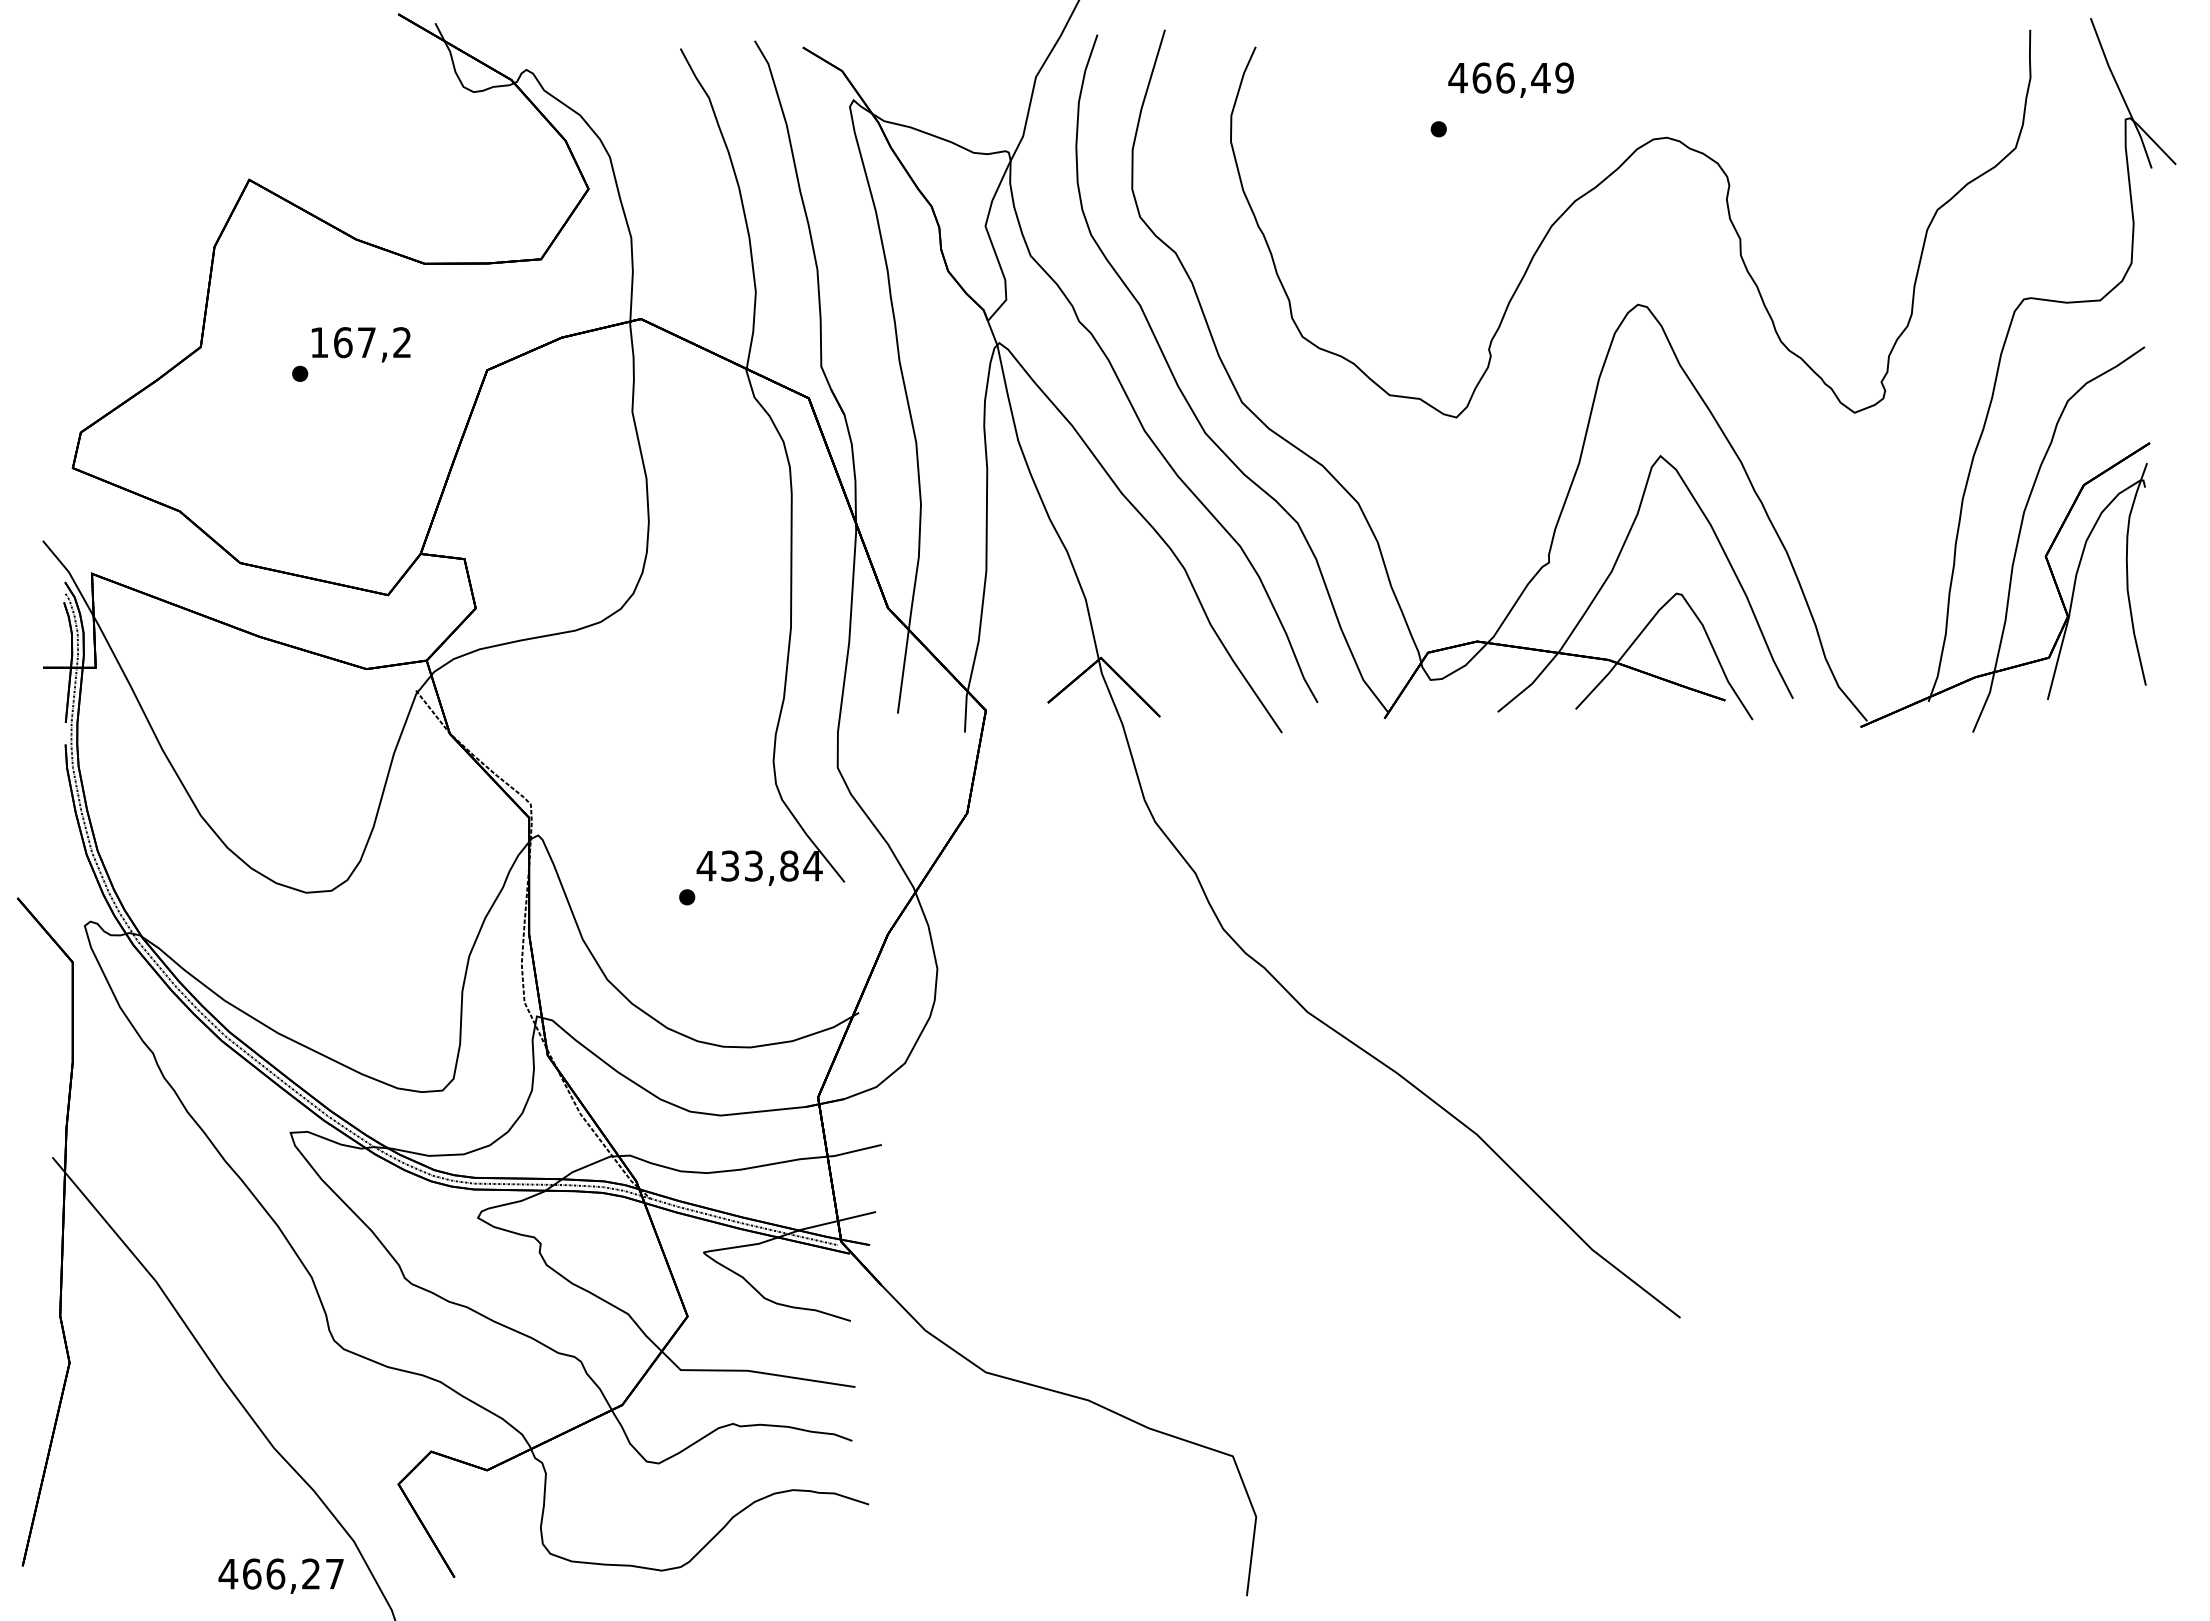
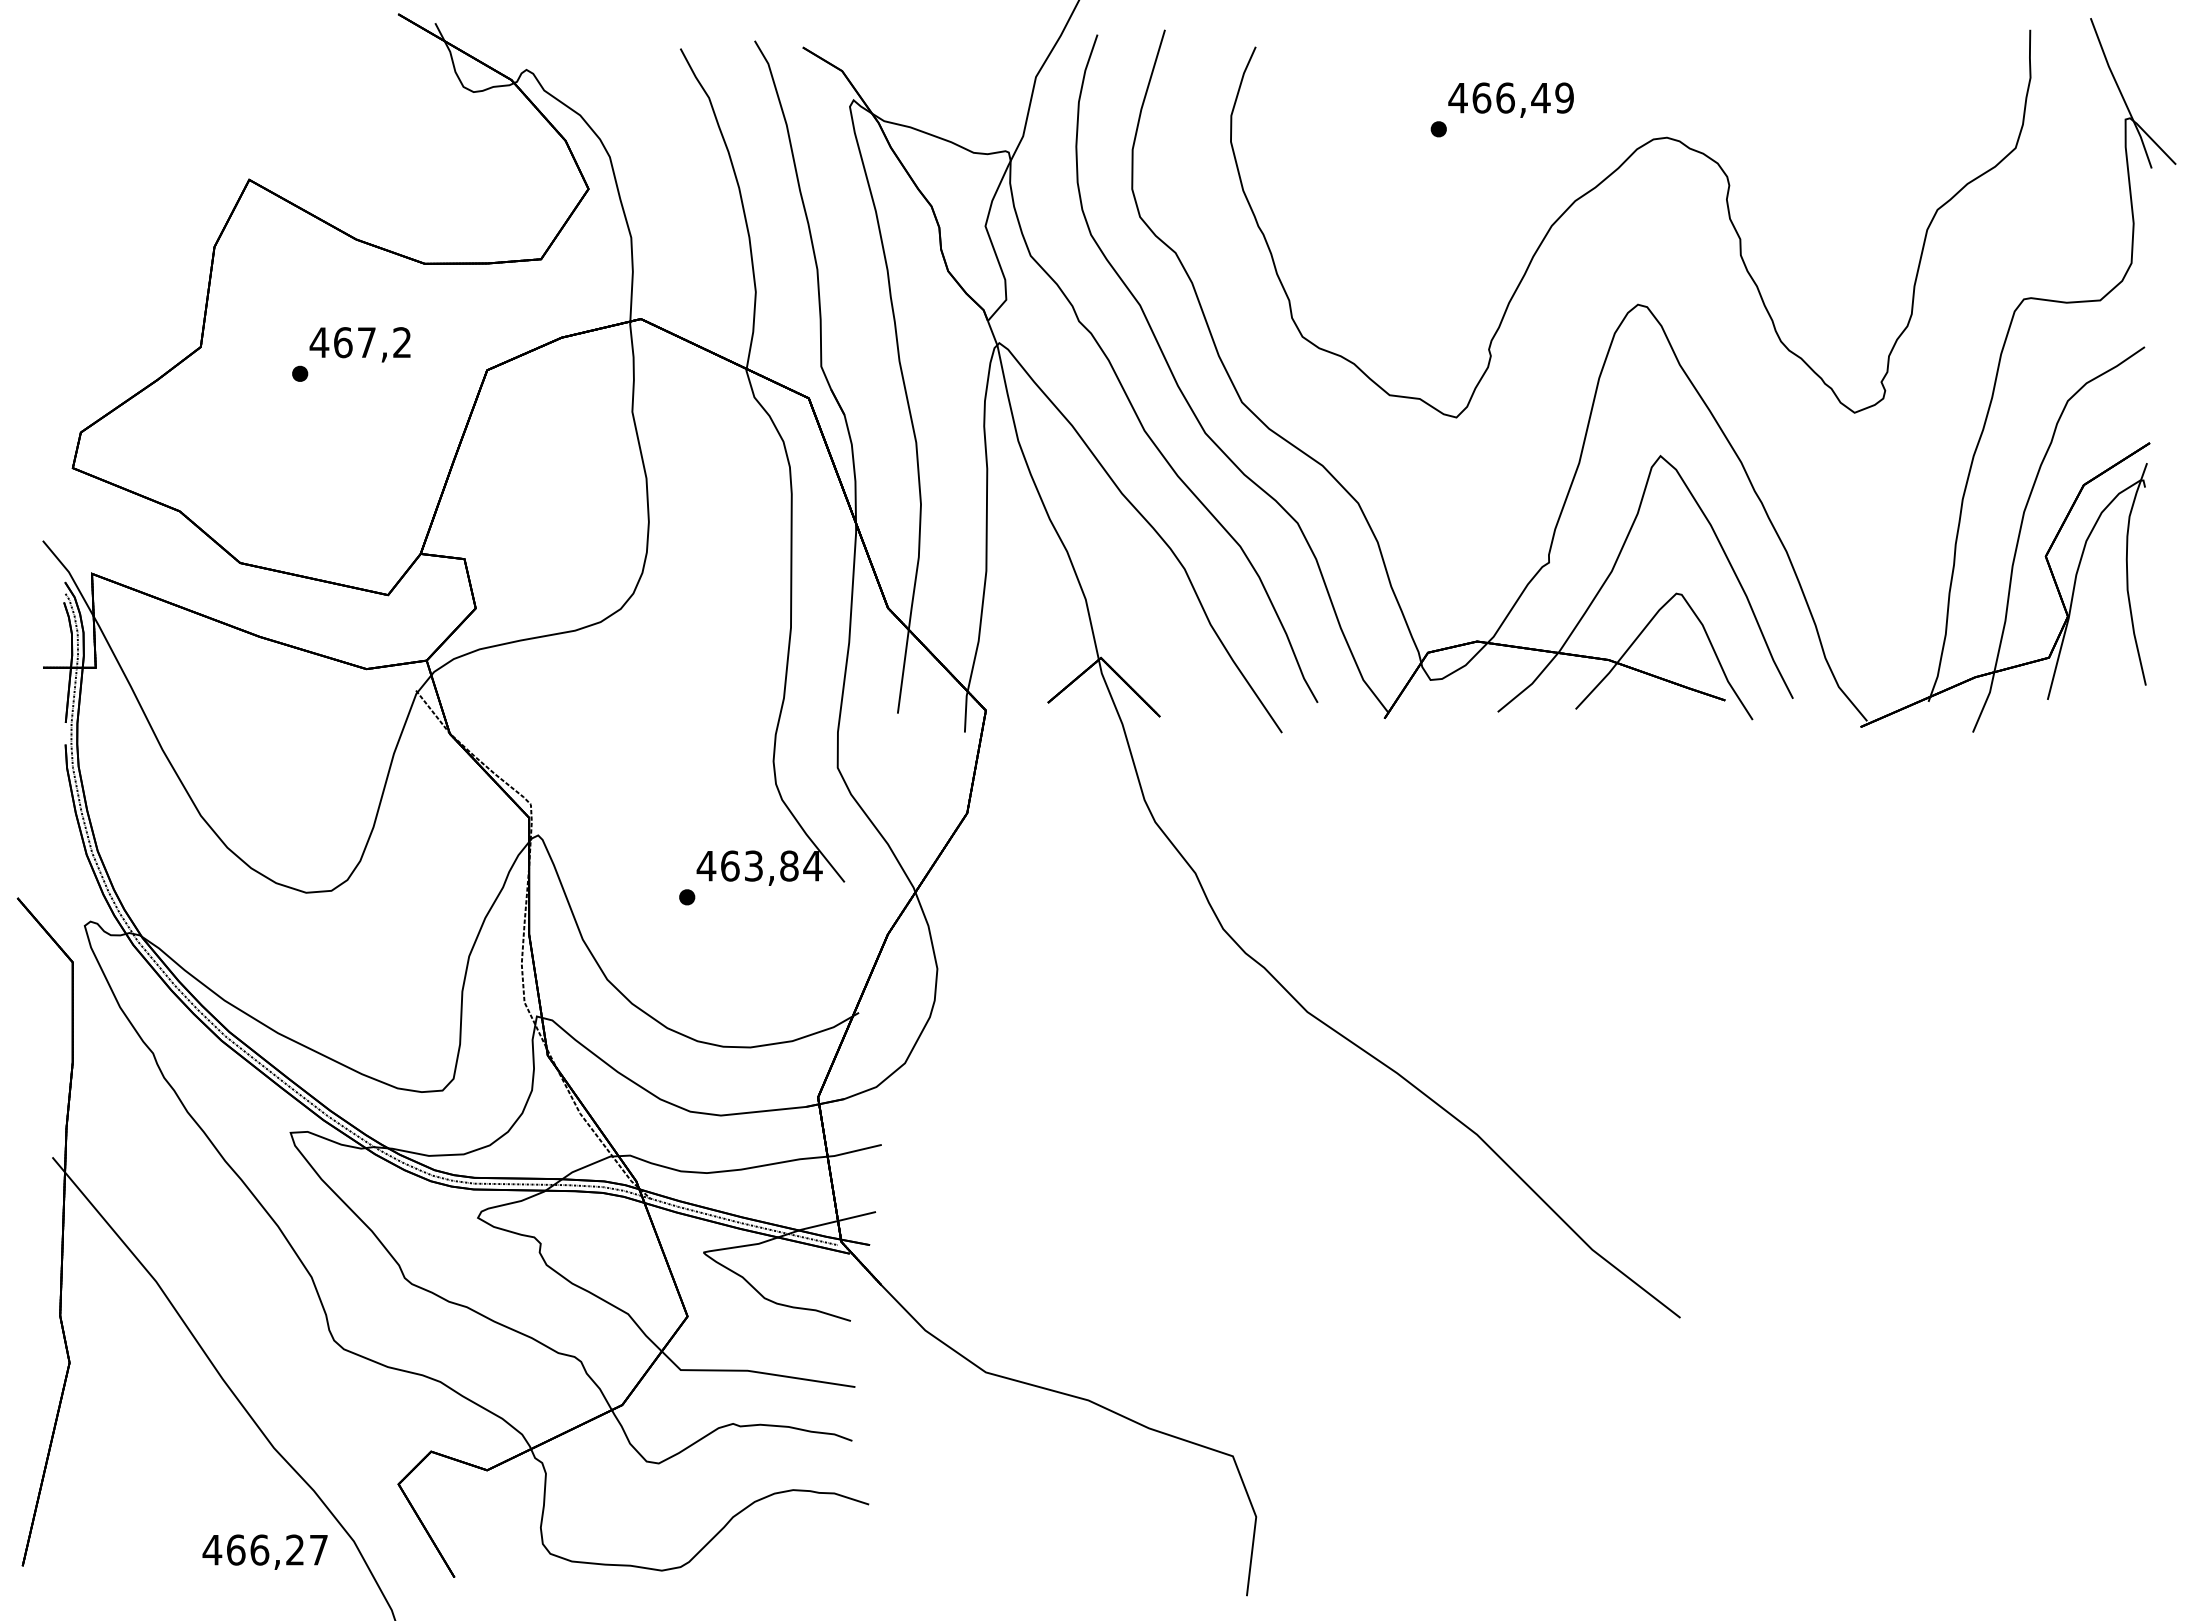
text position: (1510, 79) -> (1510, 99) (1510, 99)
text: 167,2 -> 467,2 (319, 342)
text: 433,84 -> 463,84 (730, 865)
text position: (280, 1575) -> (264, 1551) (264, 1551)
